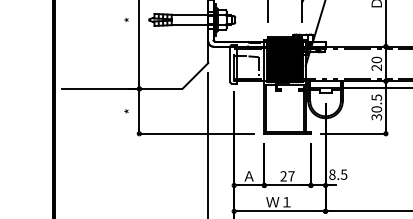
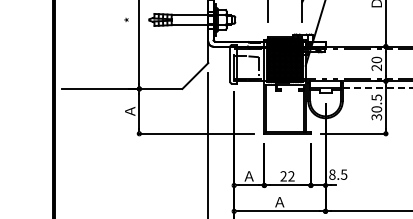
line: solid -> dashed (377, 88)
text: * -> Ａ (129, 110)
text: 27 -> 22 (291, 176)
text: Ｗ１ -> Ａ (278, 202)
